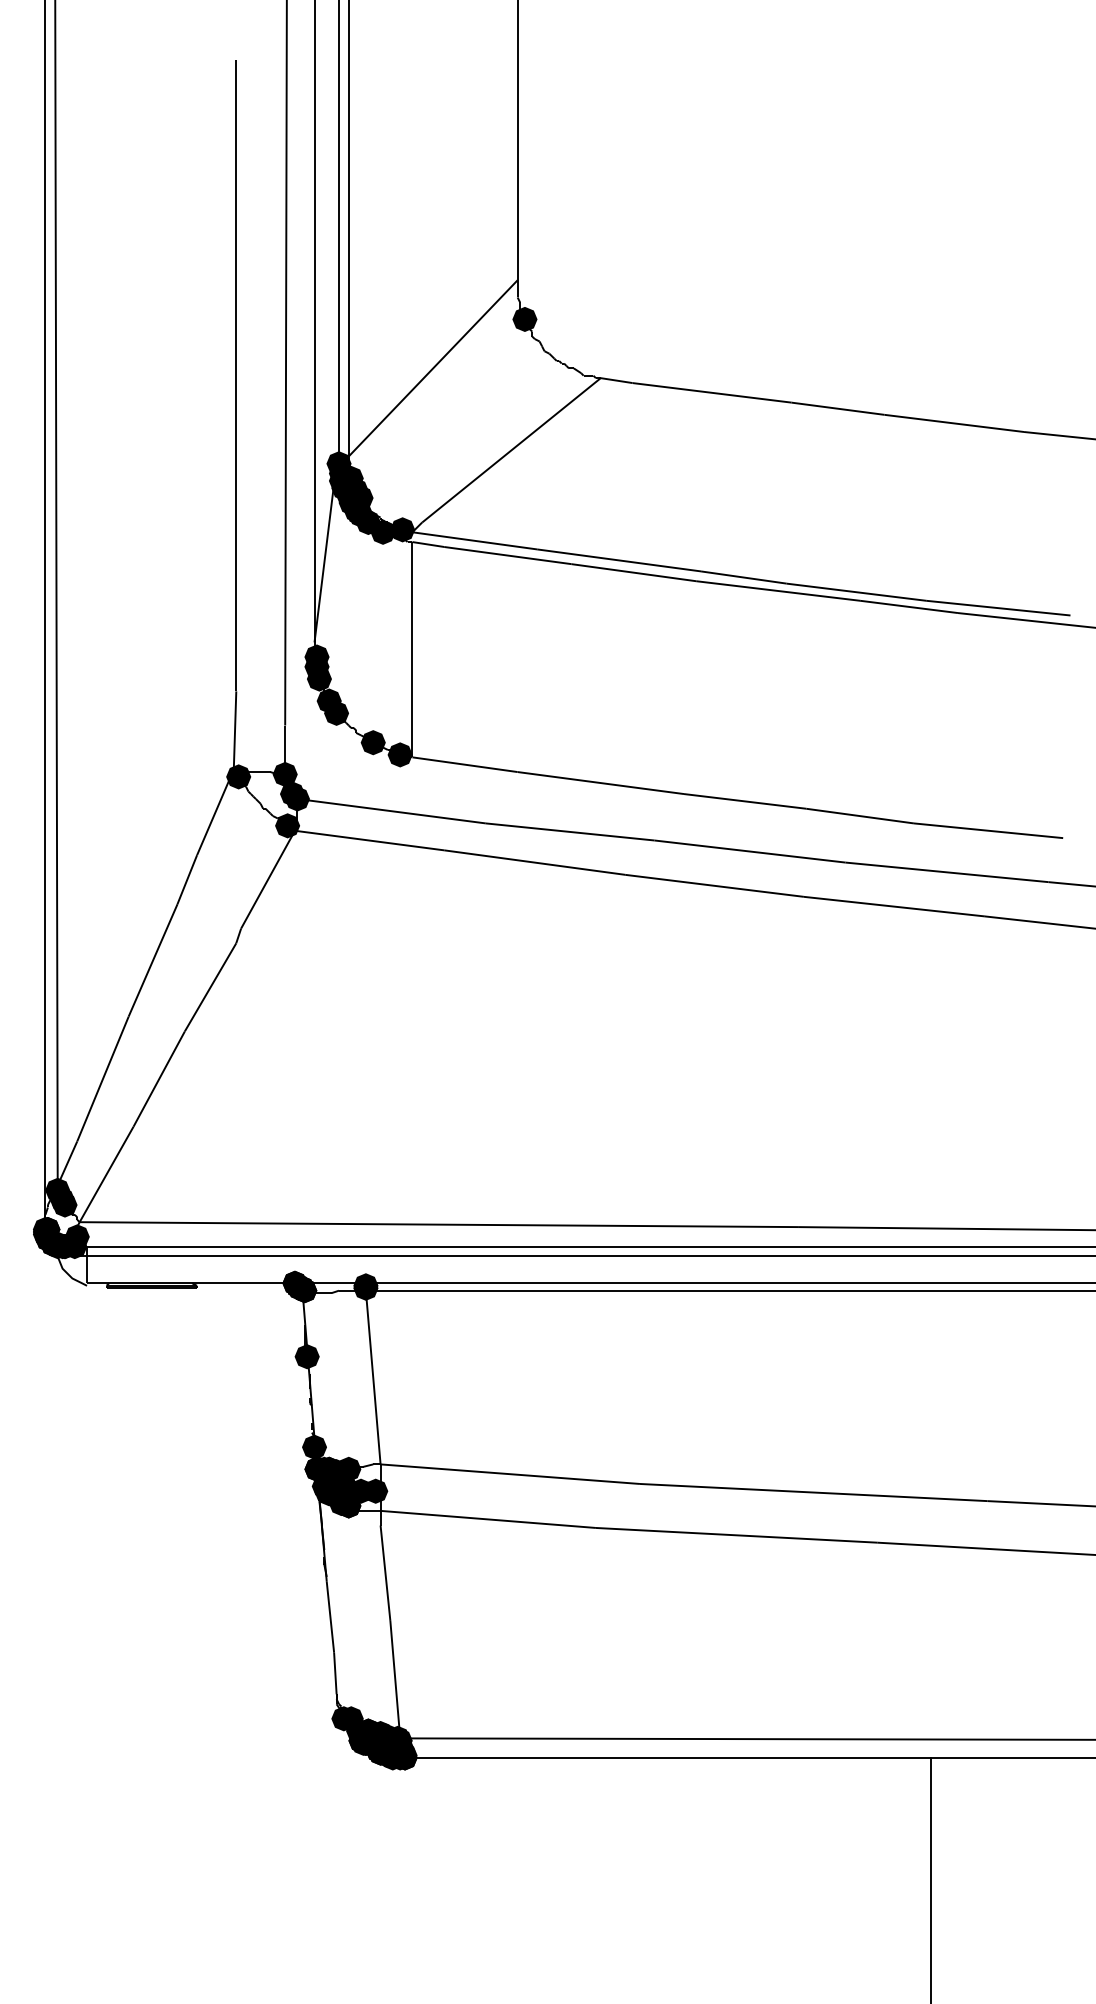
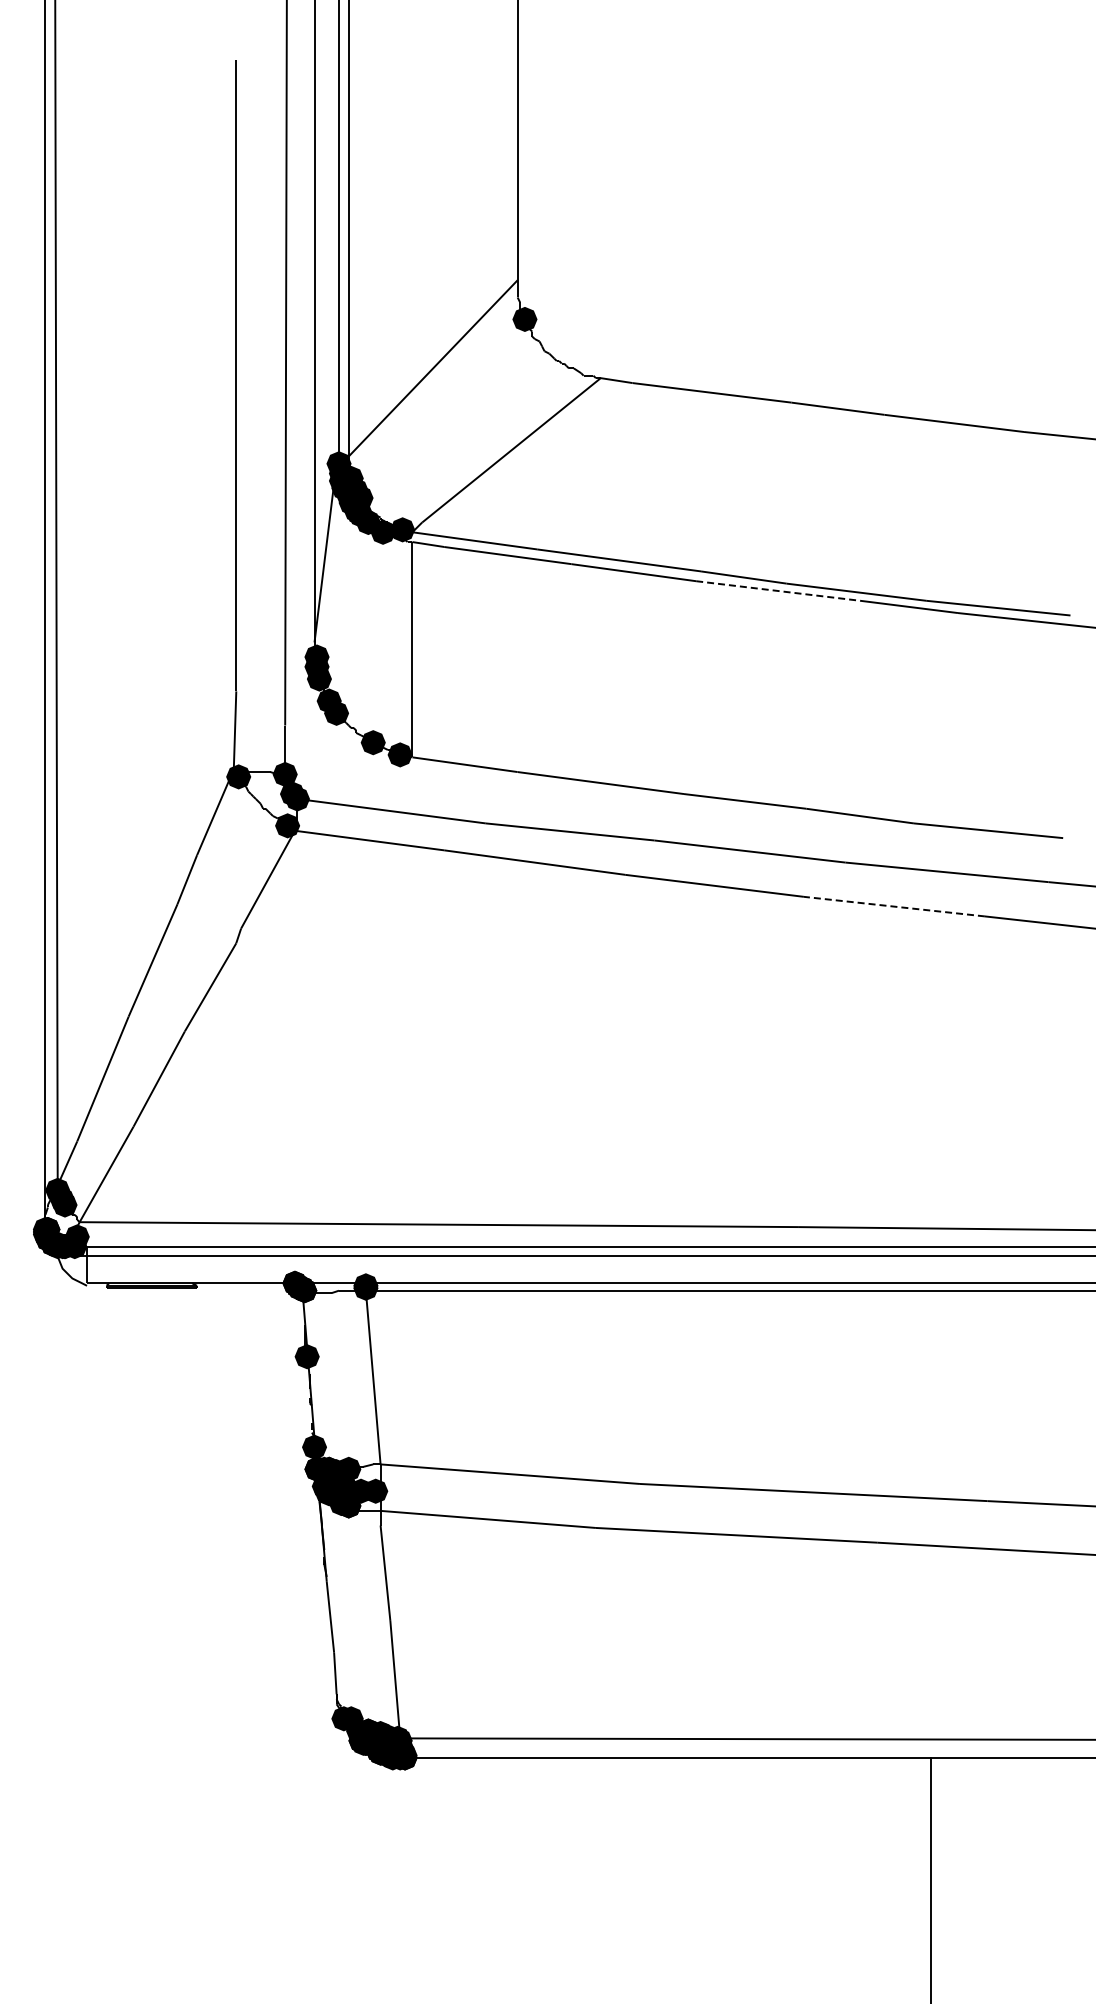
line: solid -> dashed (778, 591)
line: solid -> dashed (893, 906)
